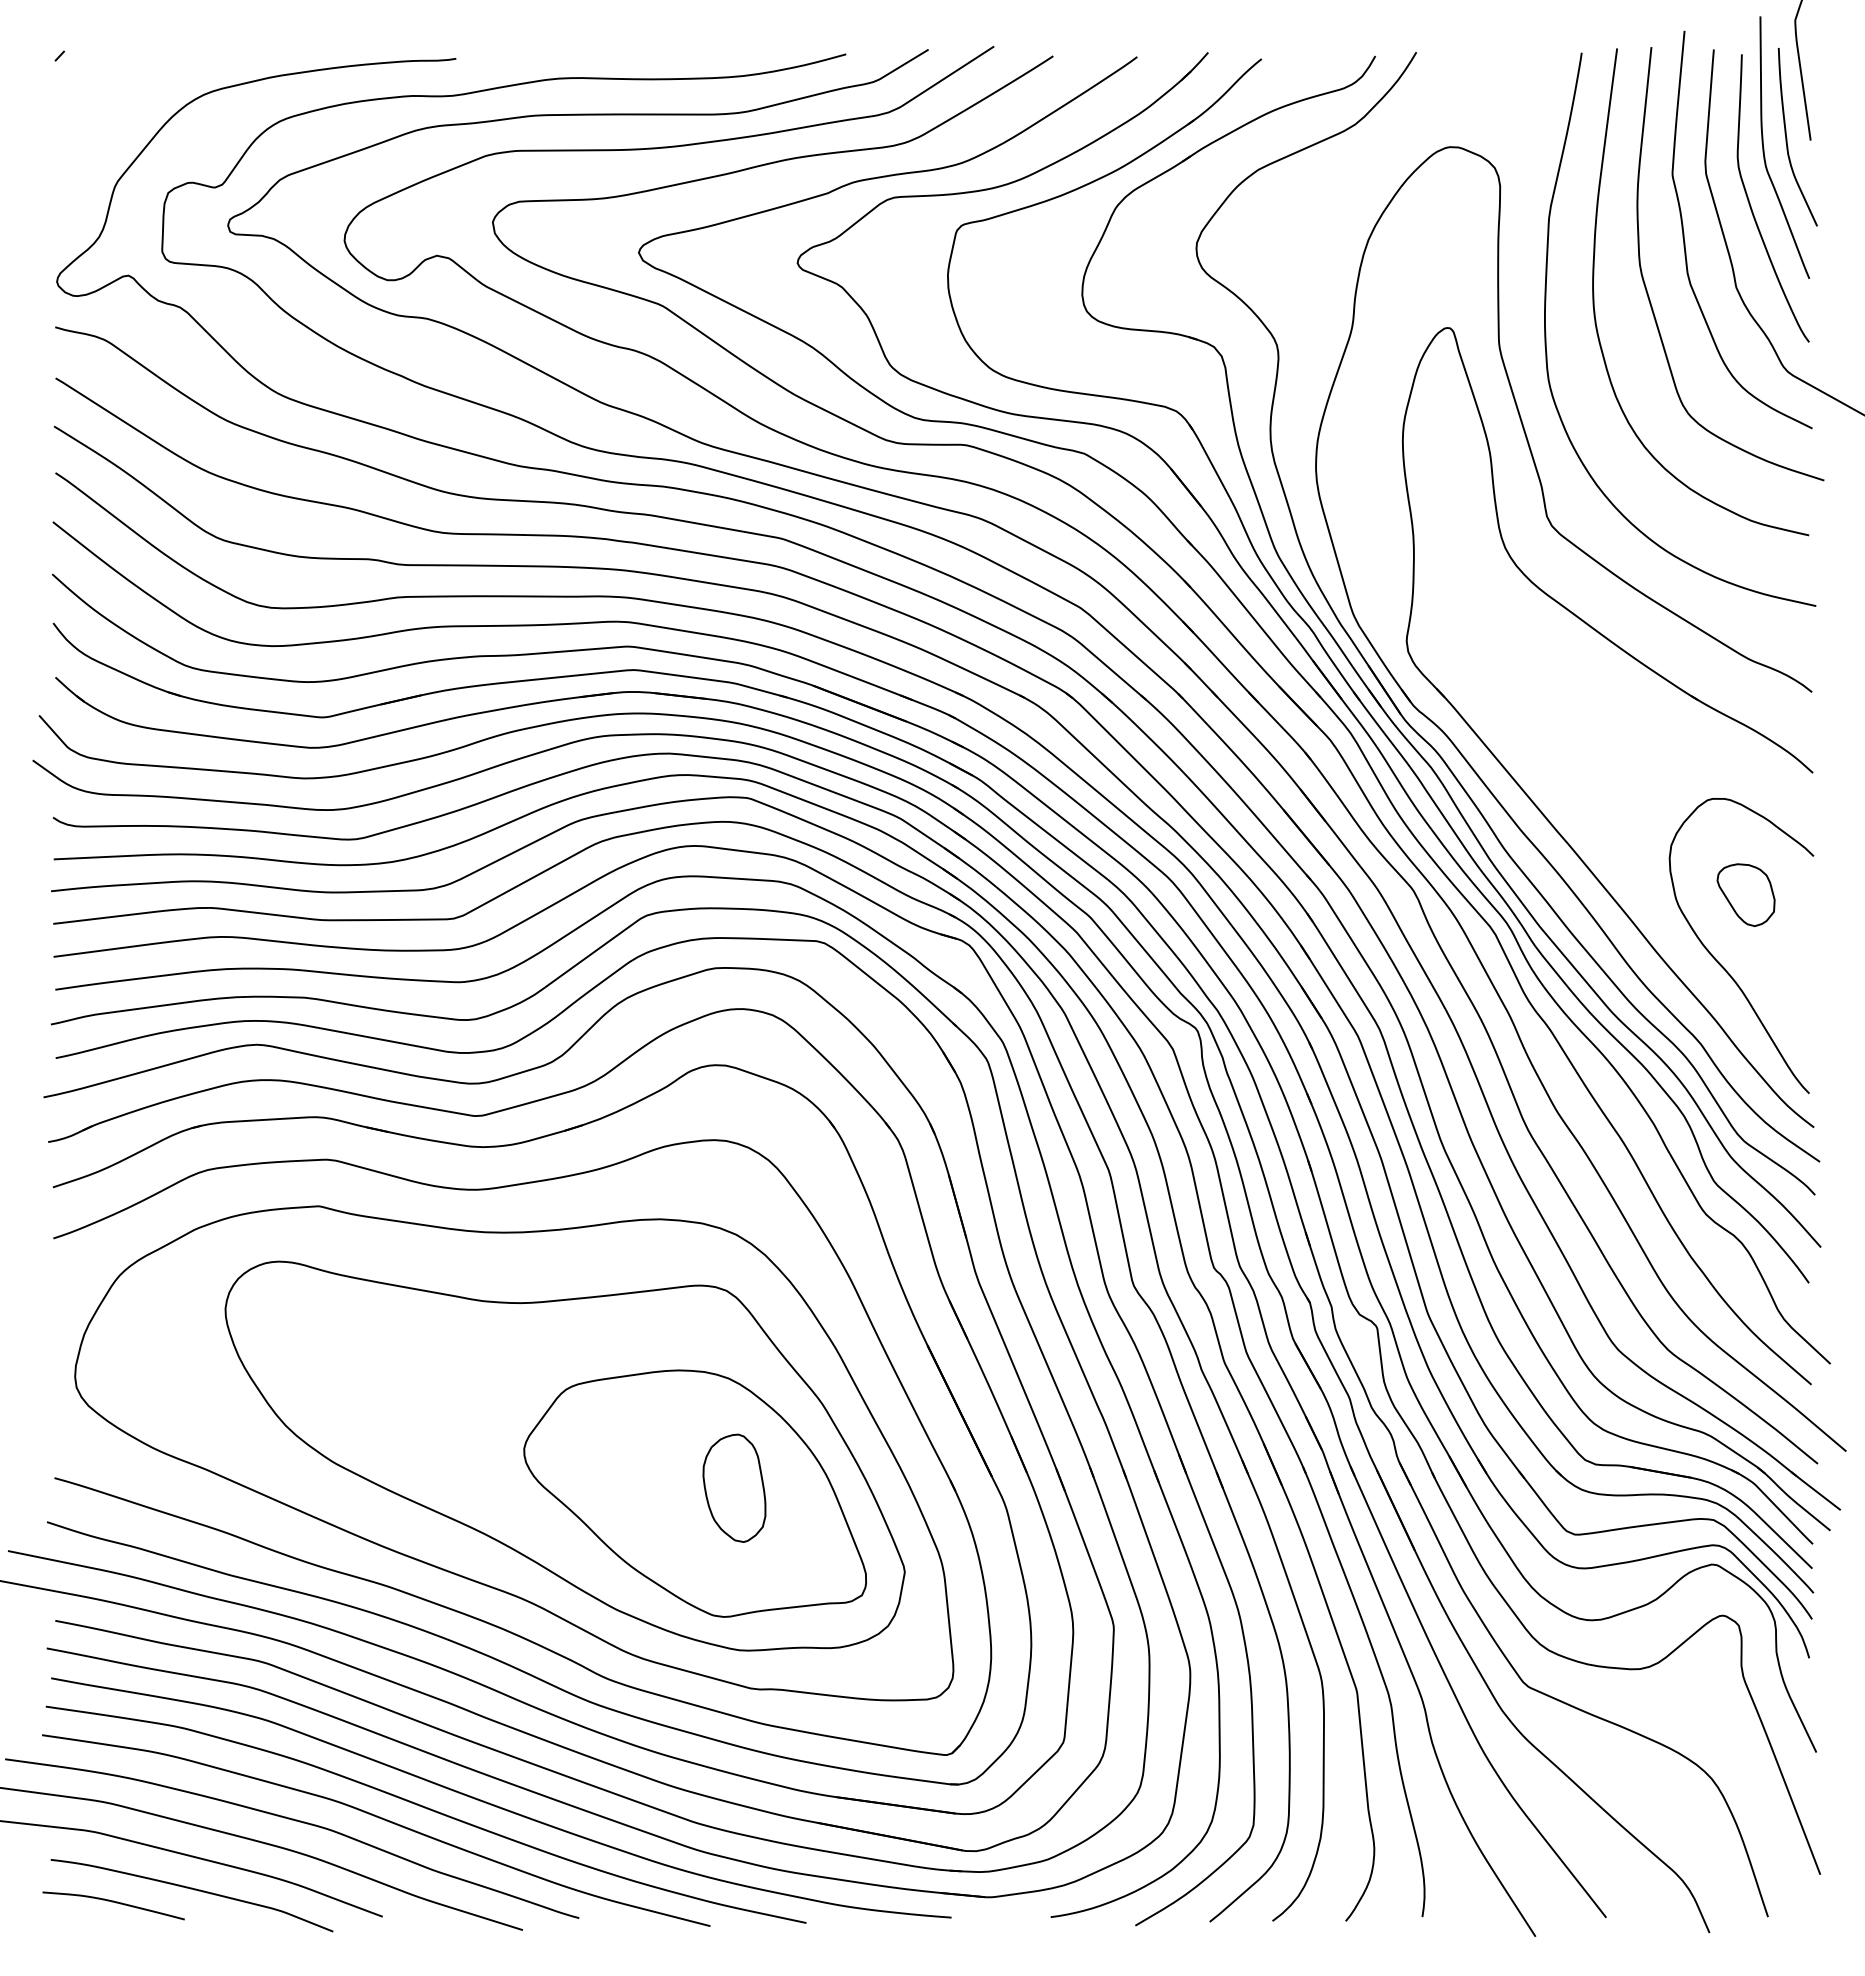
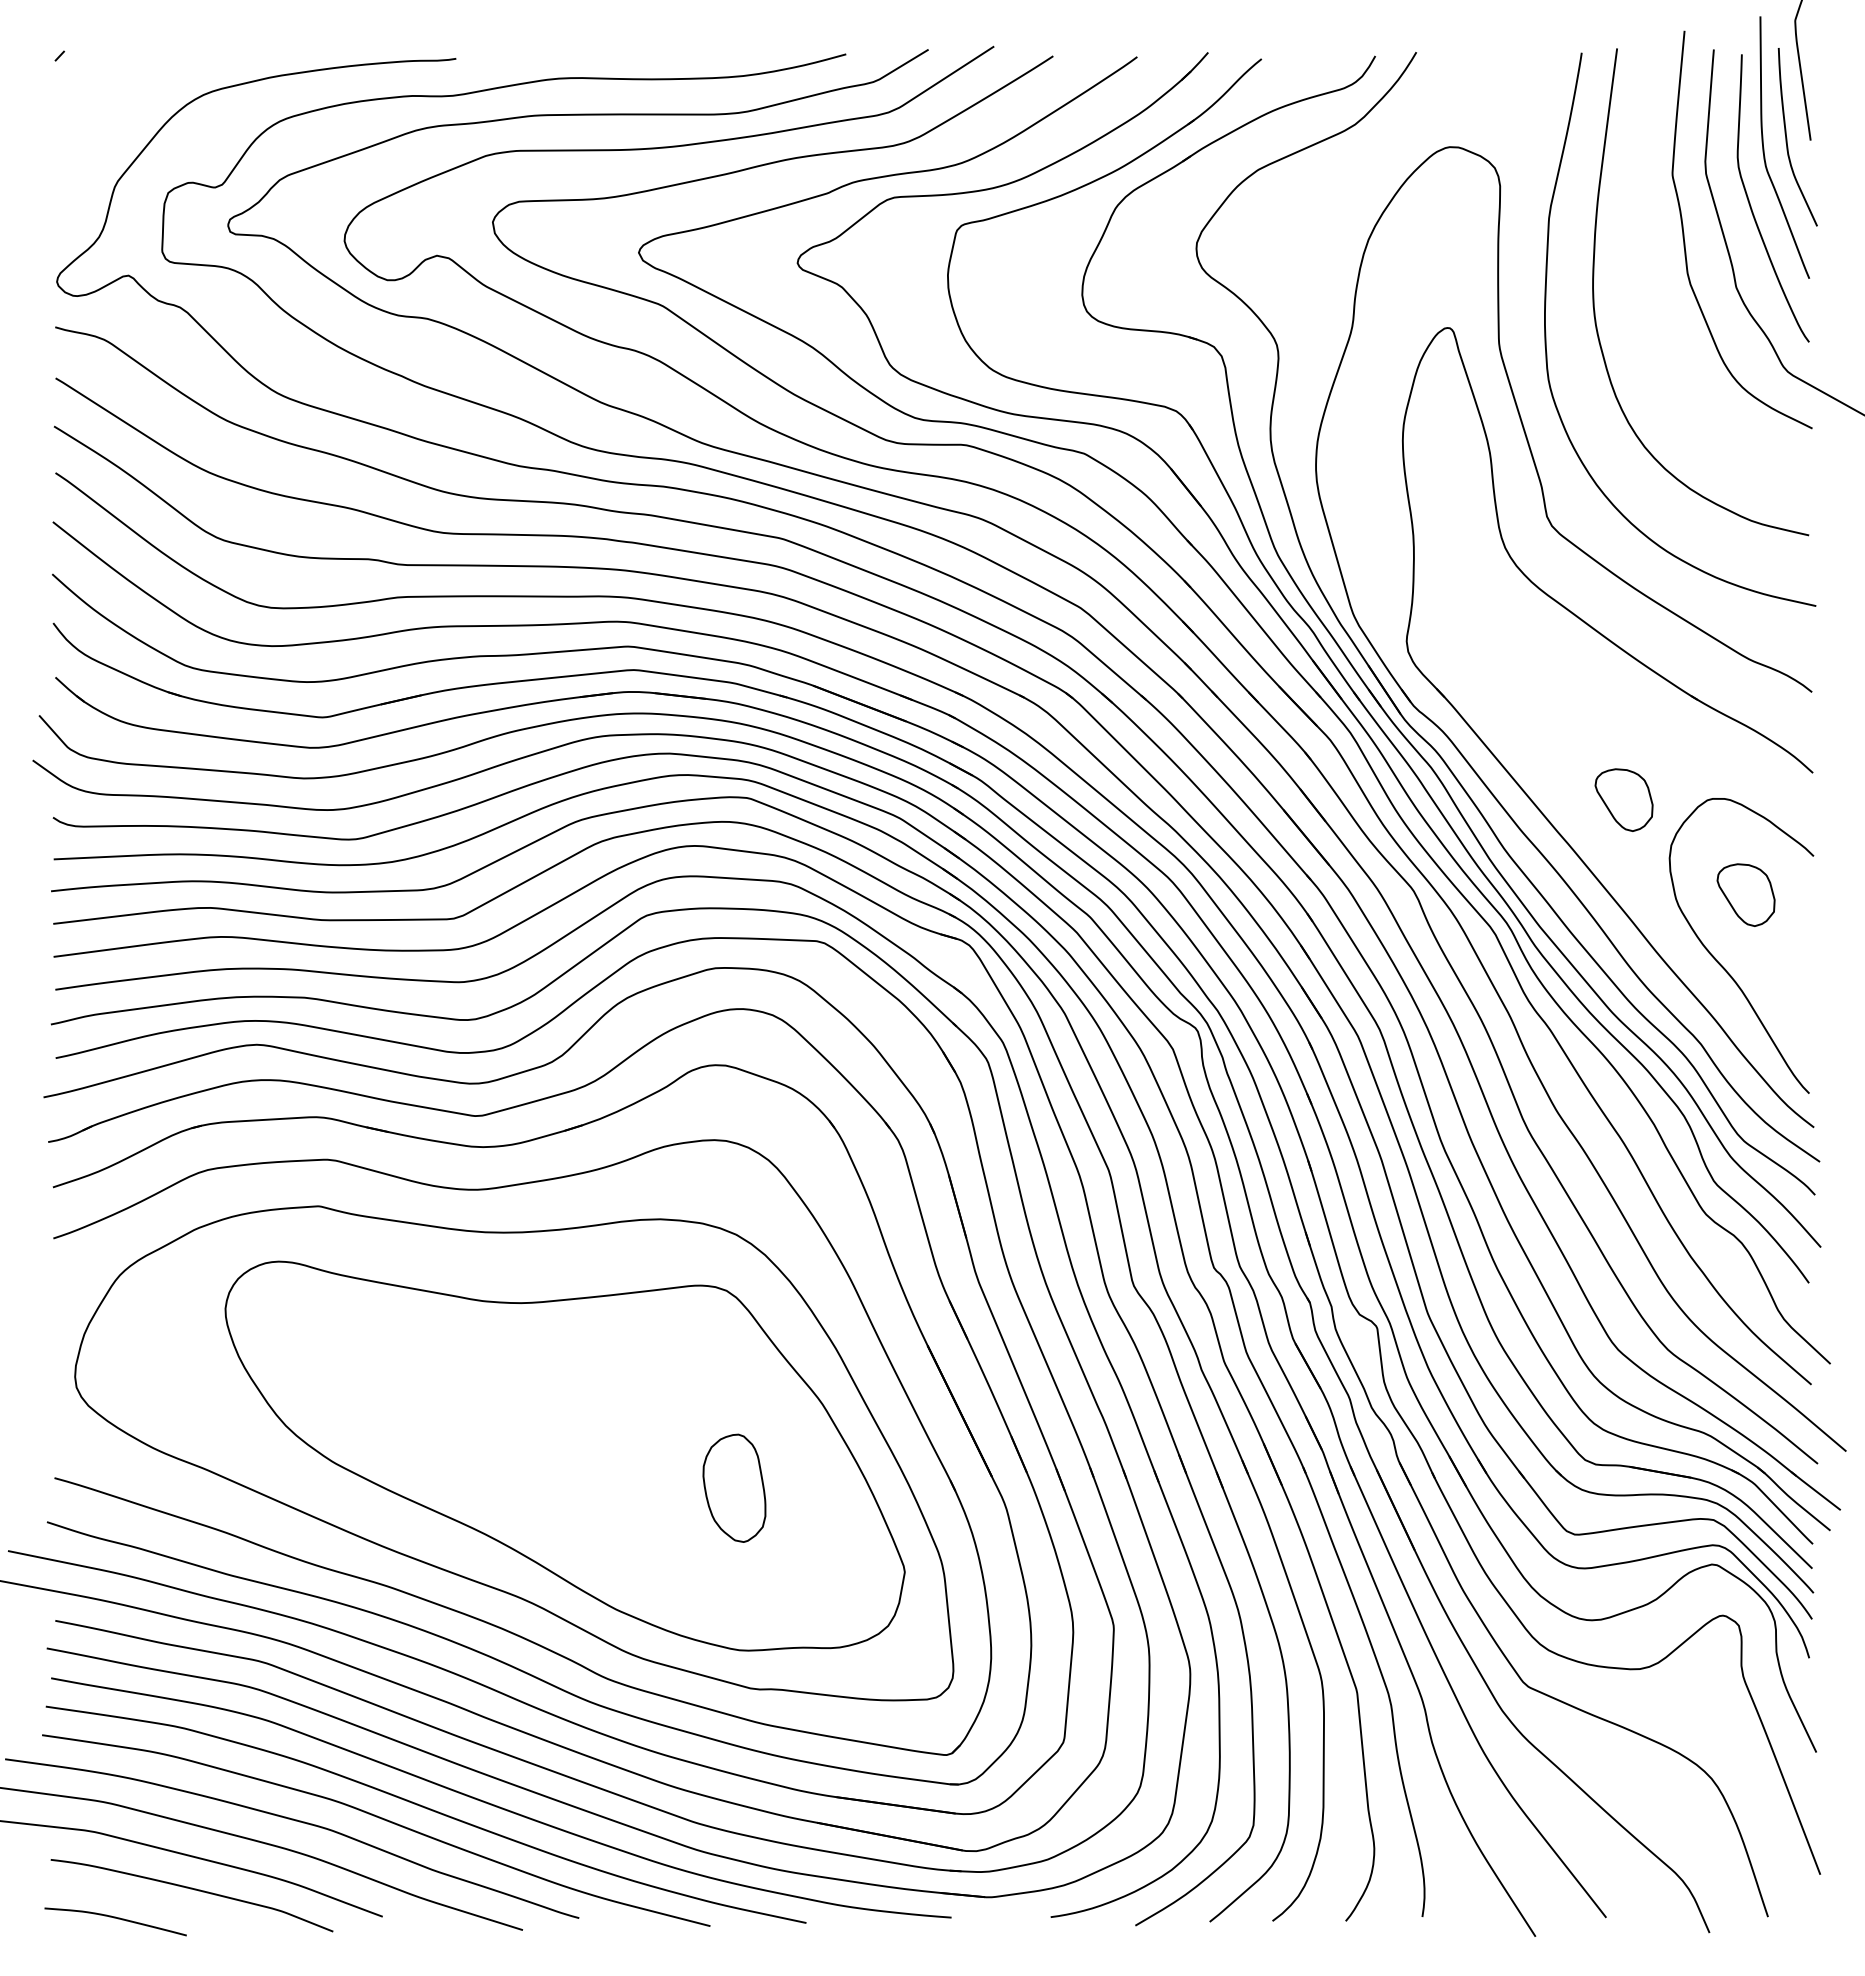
curve: present -> none (1647, 289)
part: none -> present (1623, 799)
part: present -> none (694, 1493)
curve position: (113, 1902) -> (115, 1918) (115, 1918)
